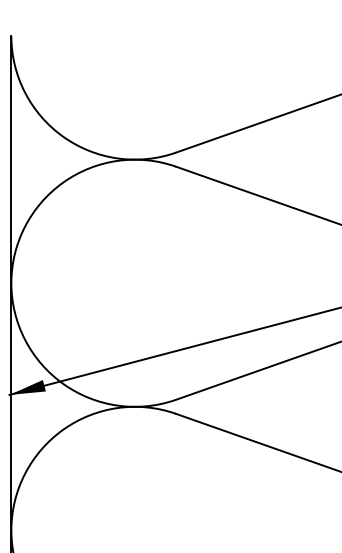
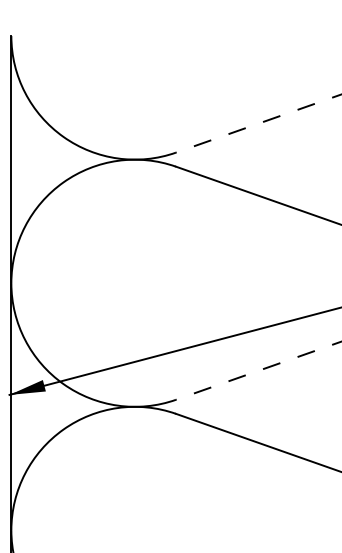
line: solid -> dashed (258, 123)
line: solid -> dashed (258, 370)
